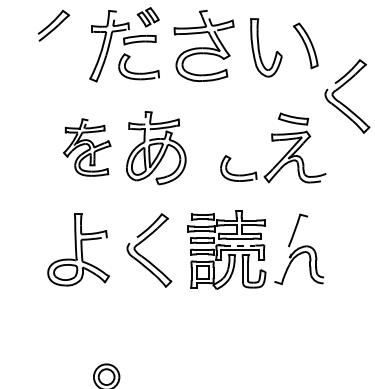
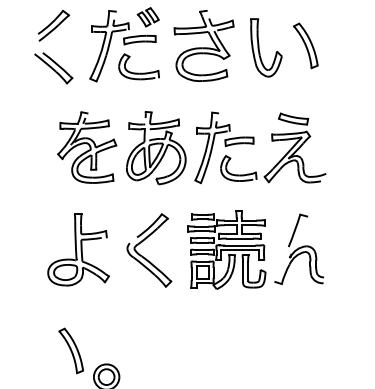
part: none -> present (53, 68)
part: present -> none (343, 103)
part size: 49x59 px -> 61x73 px (87, 147)
part: none -> present (224, 147)
line: dashed -> solid (239, 245)
part: none -> present (70, 350)
